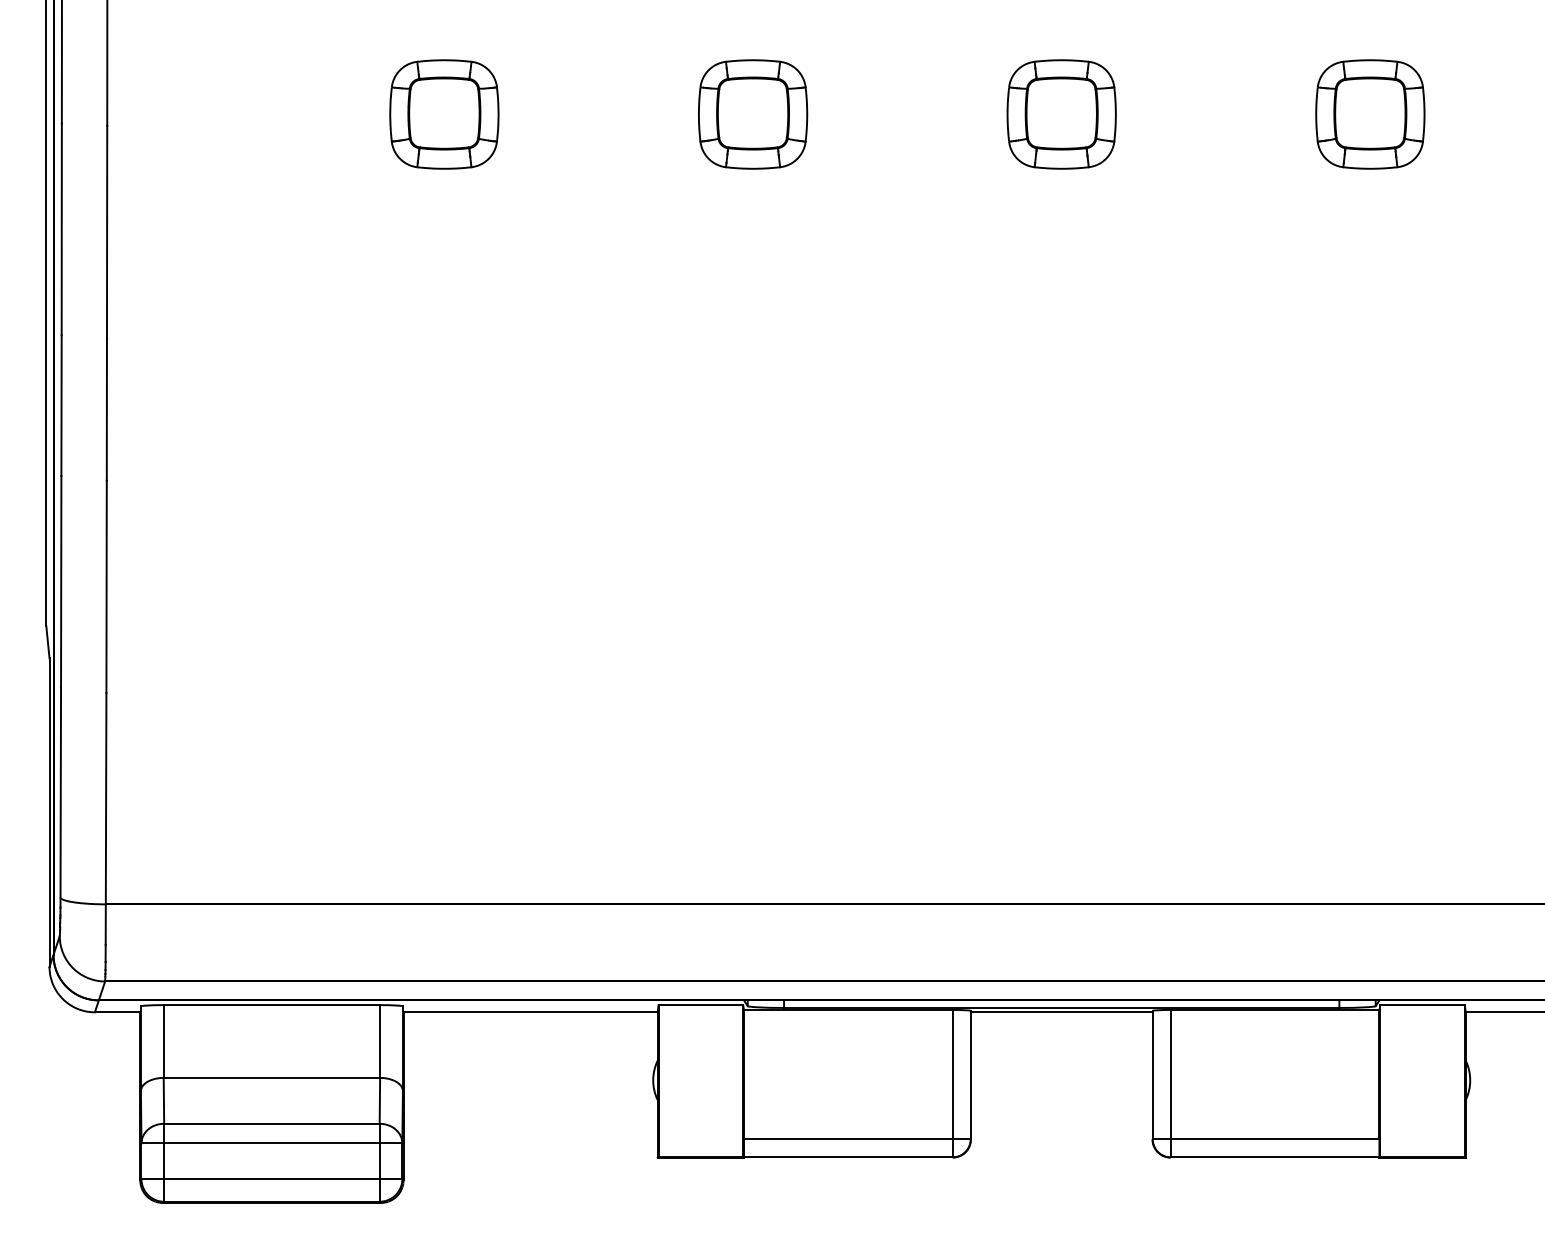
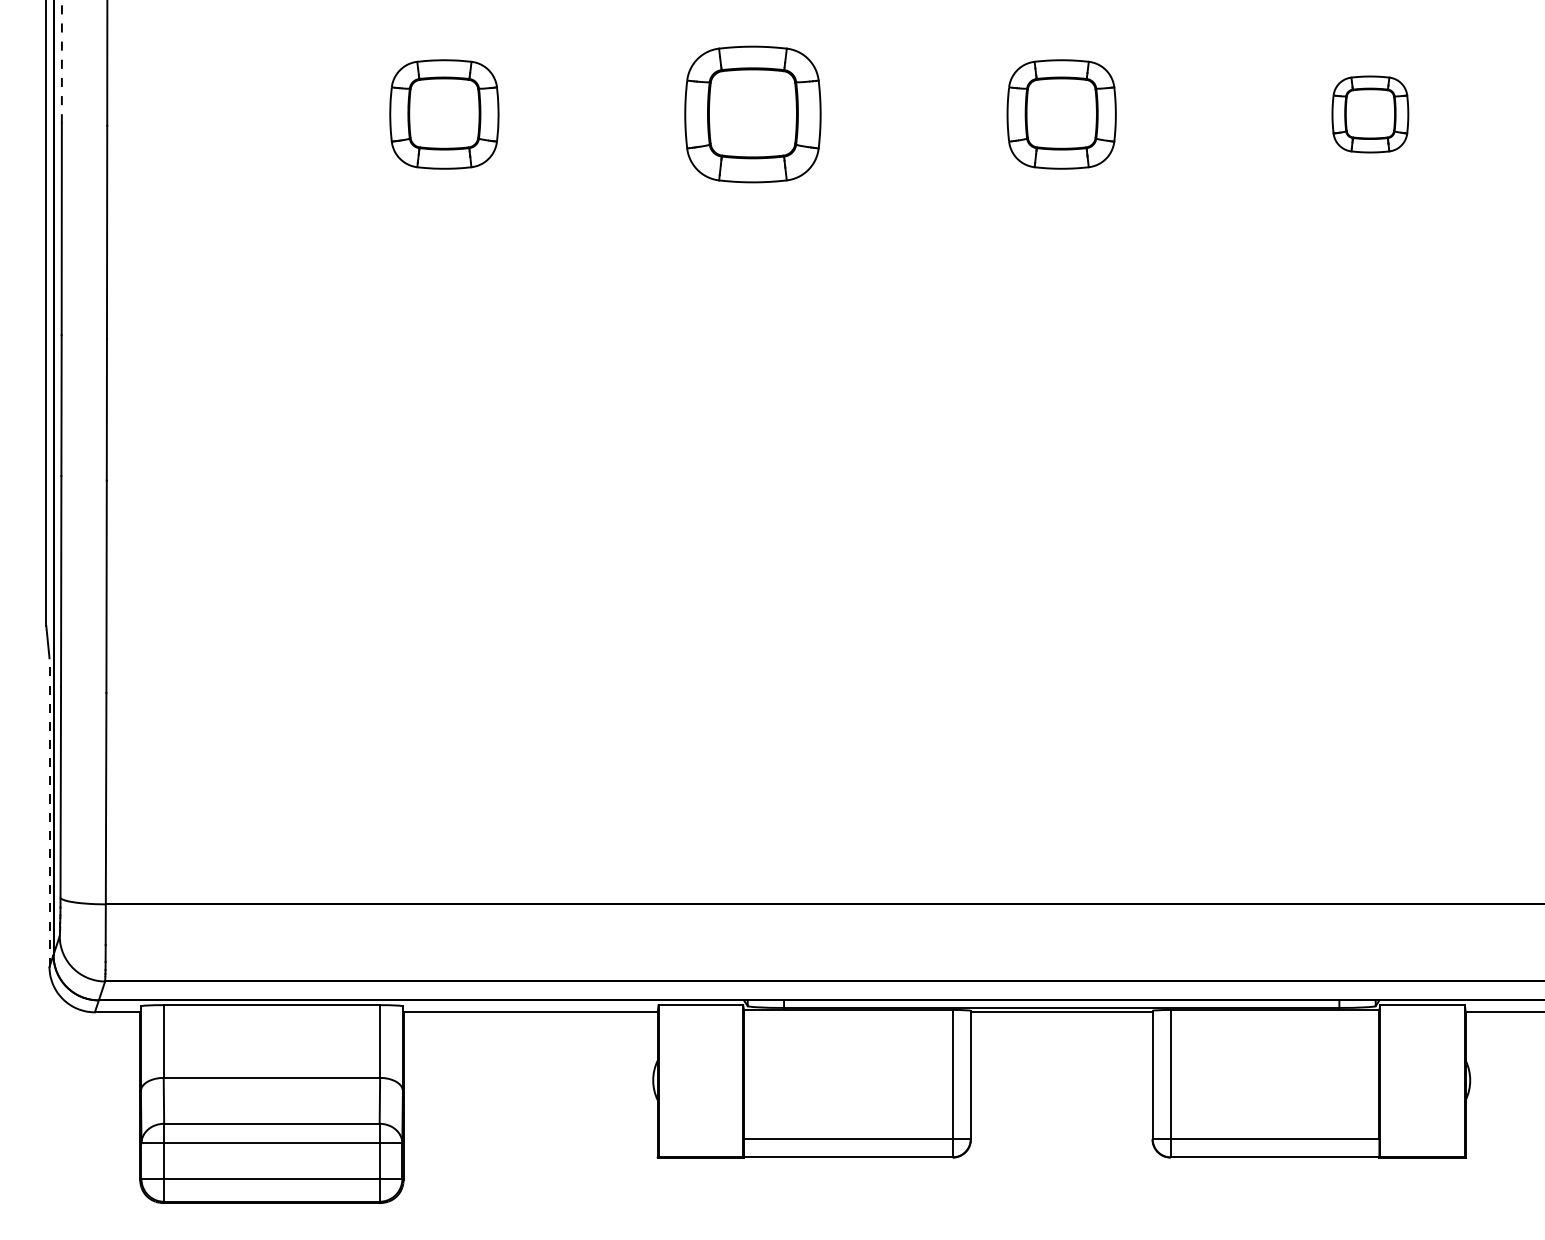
line: solid -> dashed (61, 61)
part size: 111x111 px -> 138x139 px (752, 114)
part size: 111x111 px -> 79x79 px (1370, 114)
line: solid -> dashed (49, 812)
